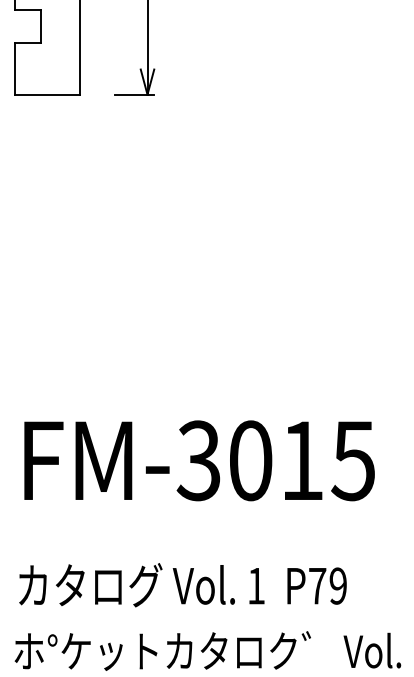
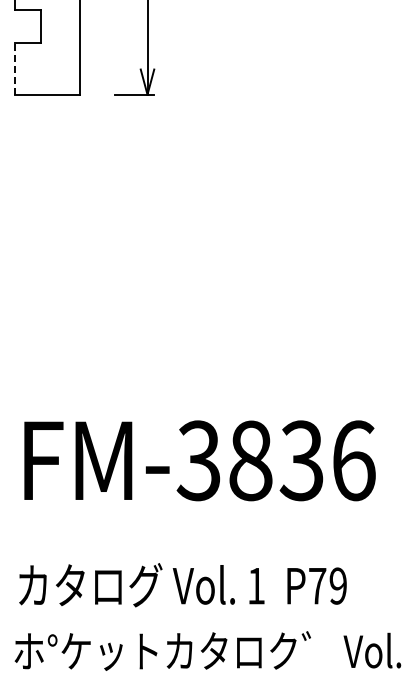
line: solid -> dashed (14, 68)
text: FM-3015 -> FM-3836 (302, 460)
